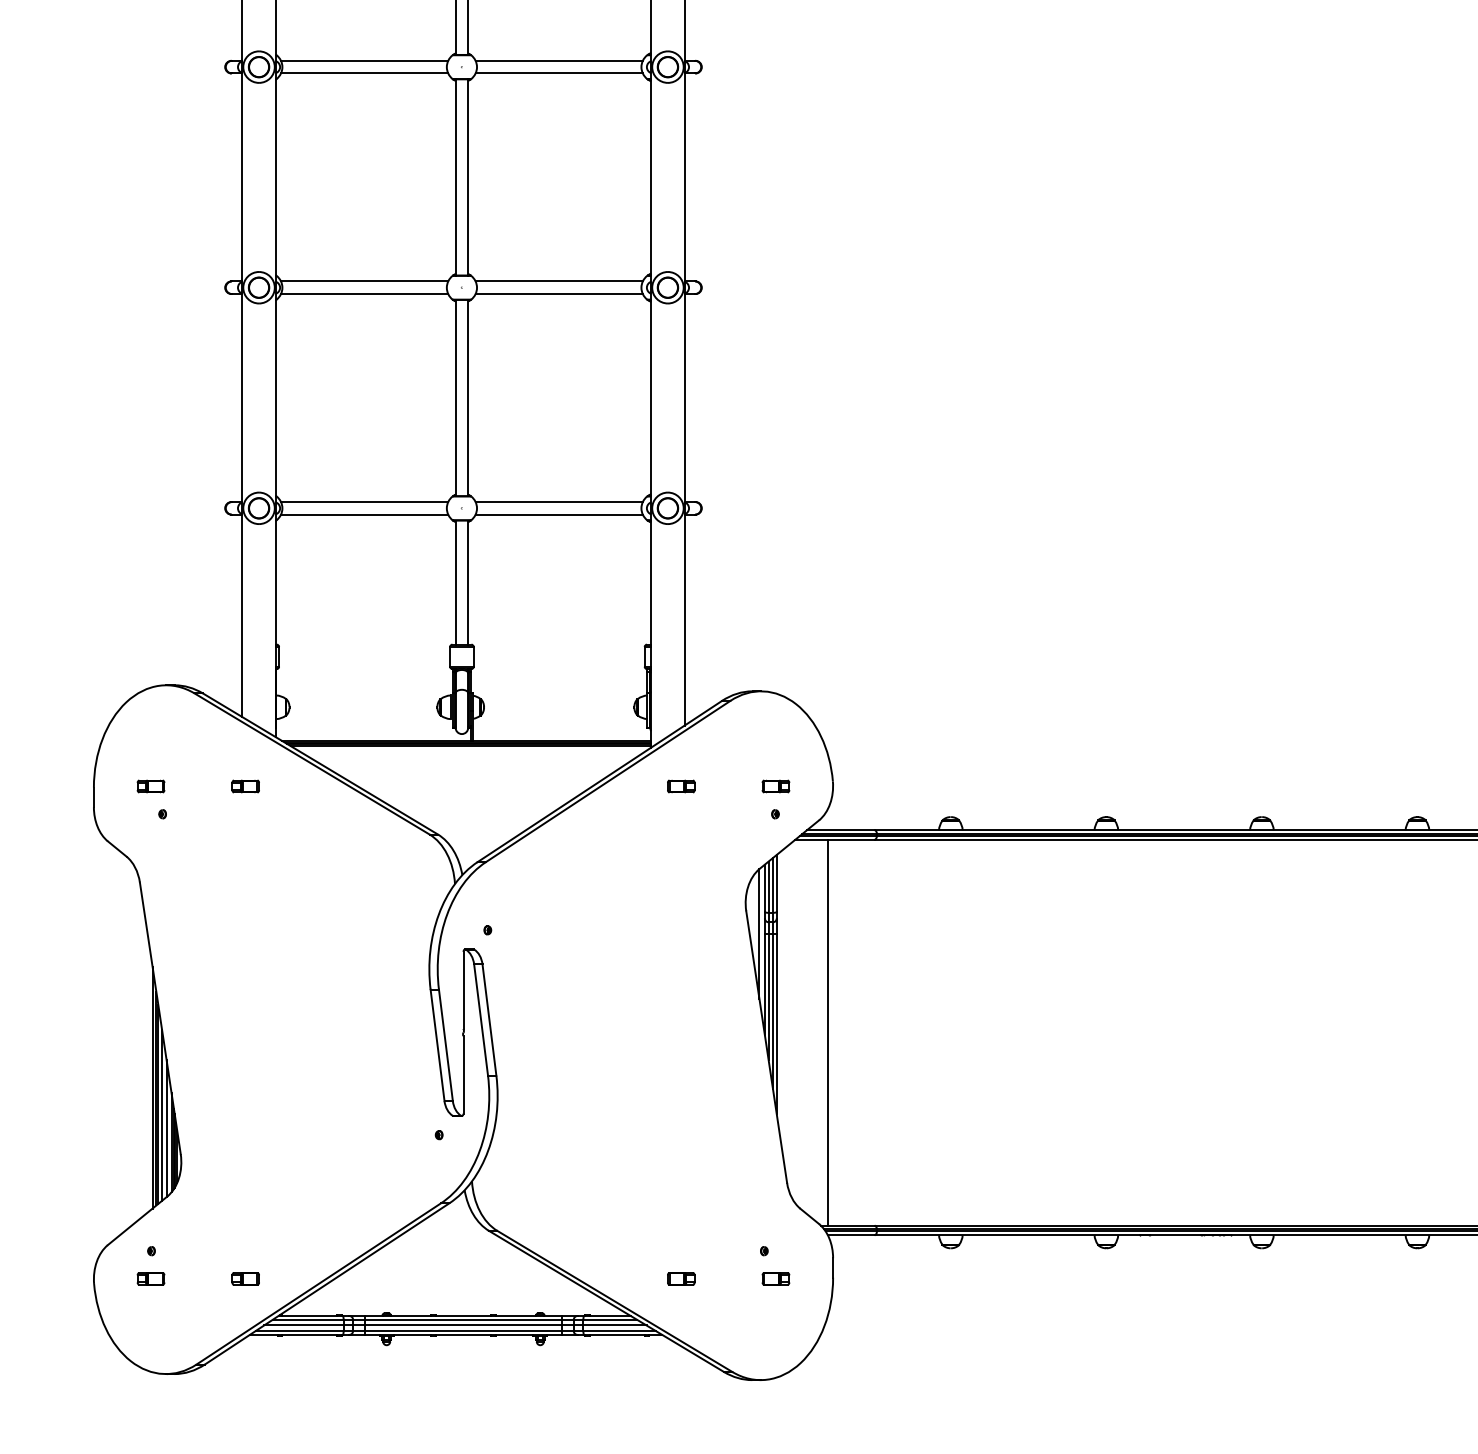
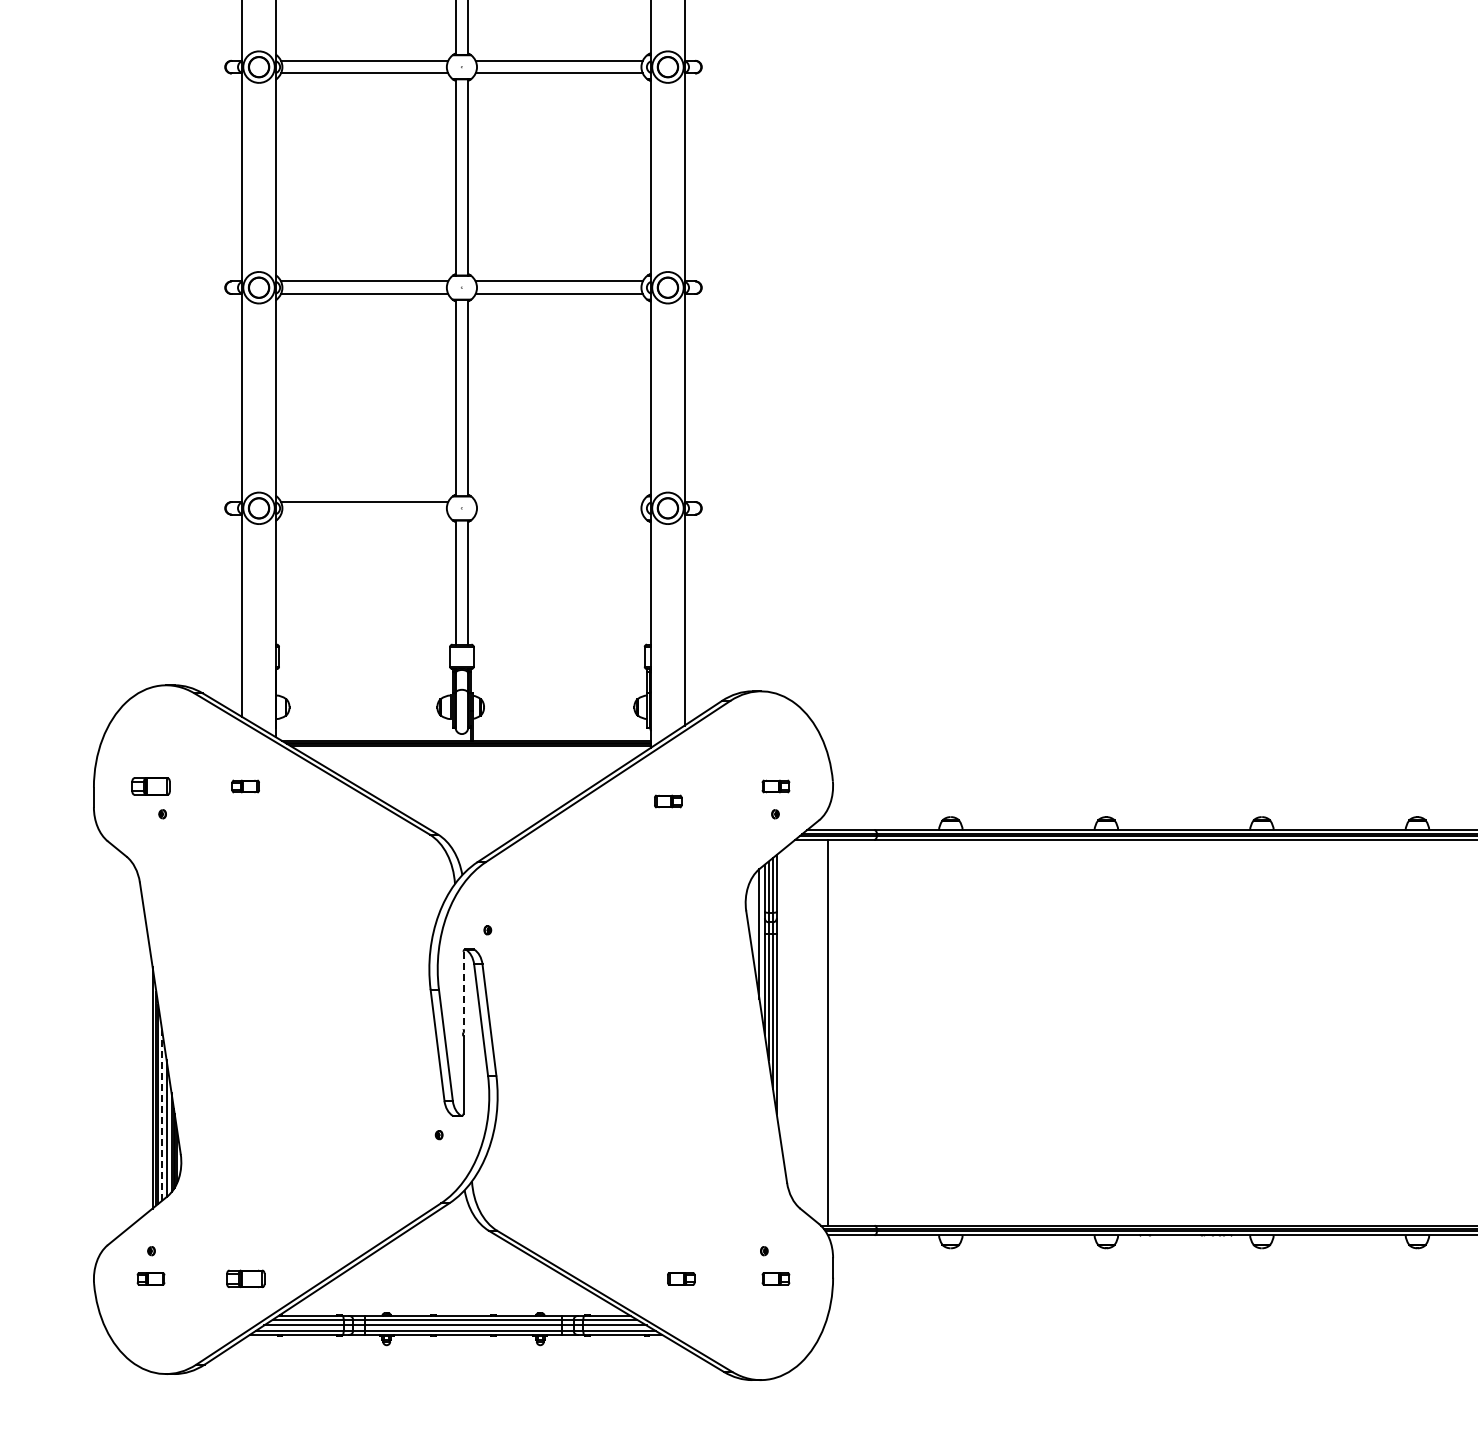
line: present -> none (558, 502)
line: present -> none (364, 514)
line: present -> none (558, 514)
part size: 30x15 px -> 40x19 px (150, 786)
part position: (681, 786) -> (668, 801) (668, 801)
line: solid -> dashed (463, 990)
line: solid -> dashed (162, 1114)
part size: 29x14 px -> 40x19 px (245, 1278)
